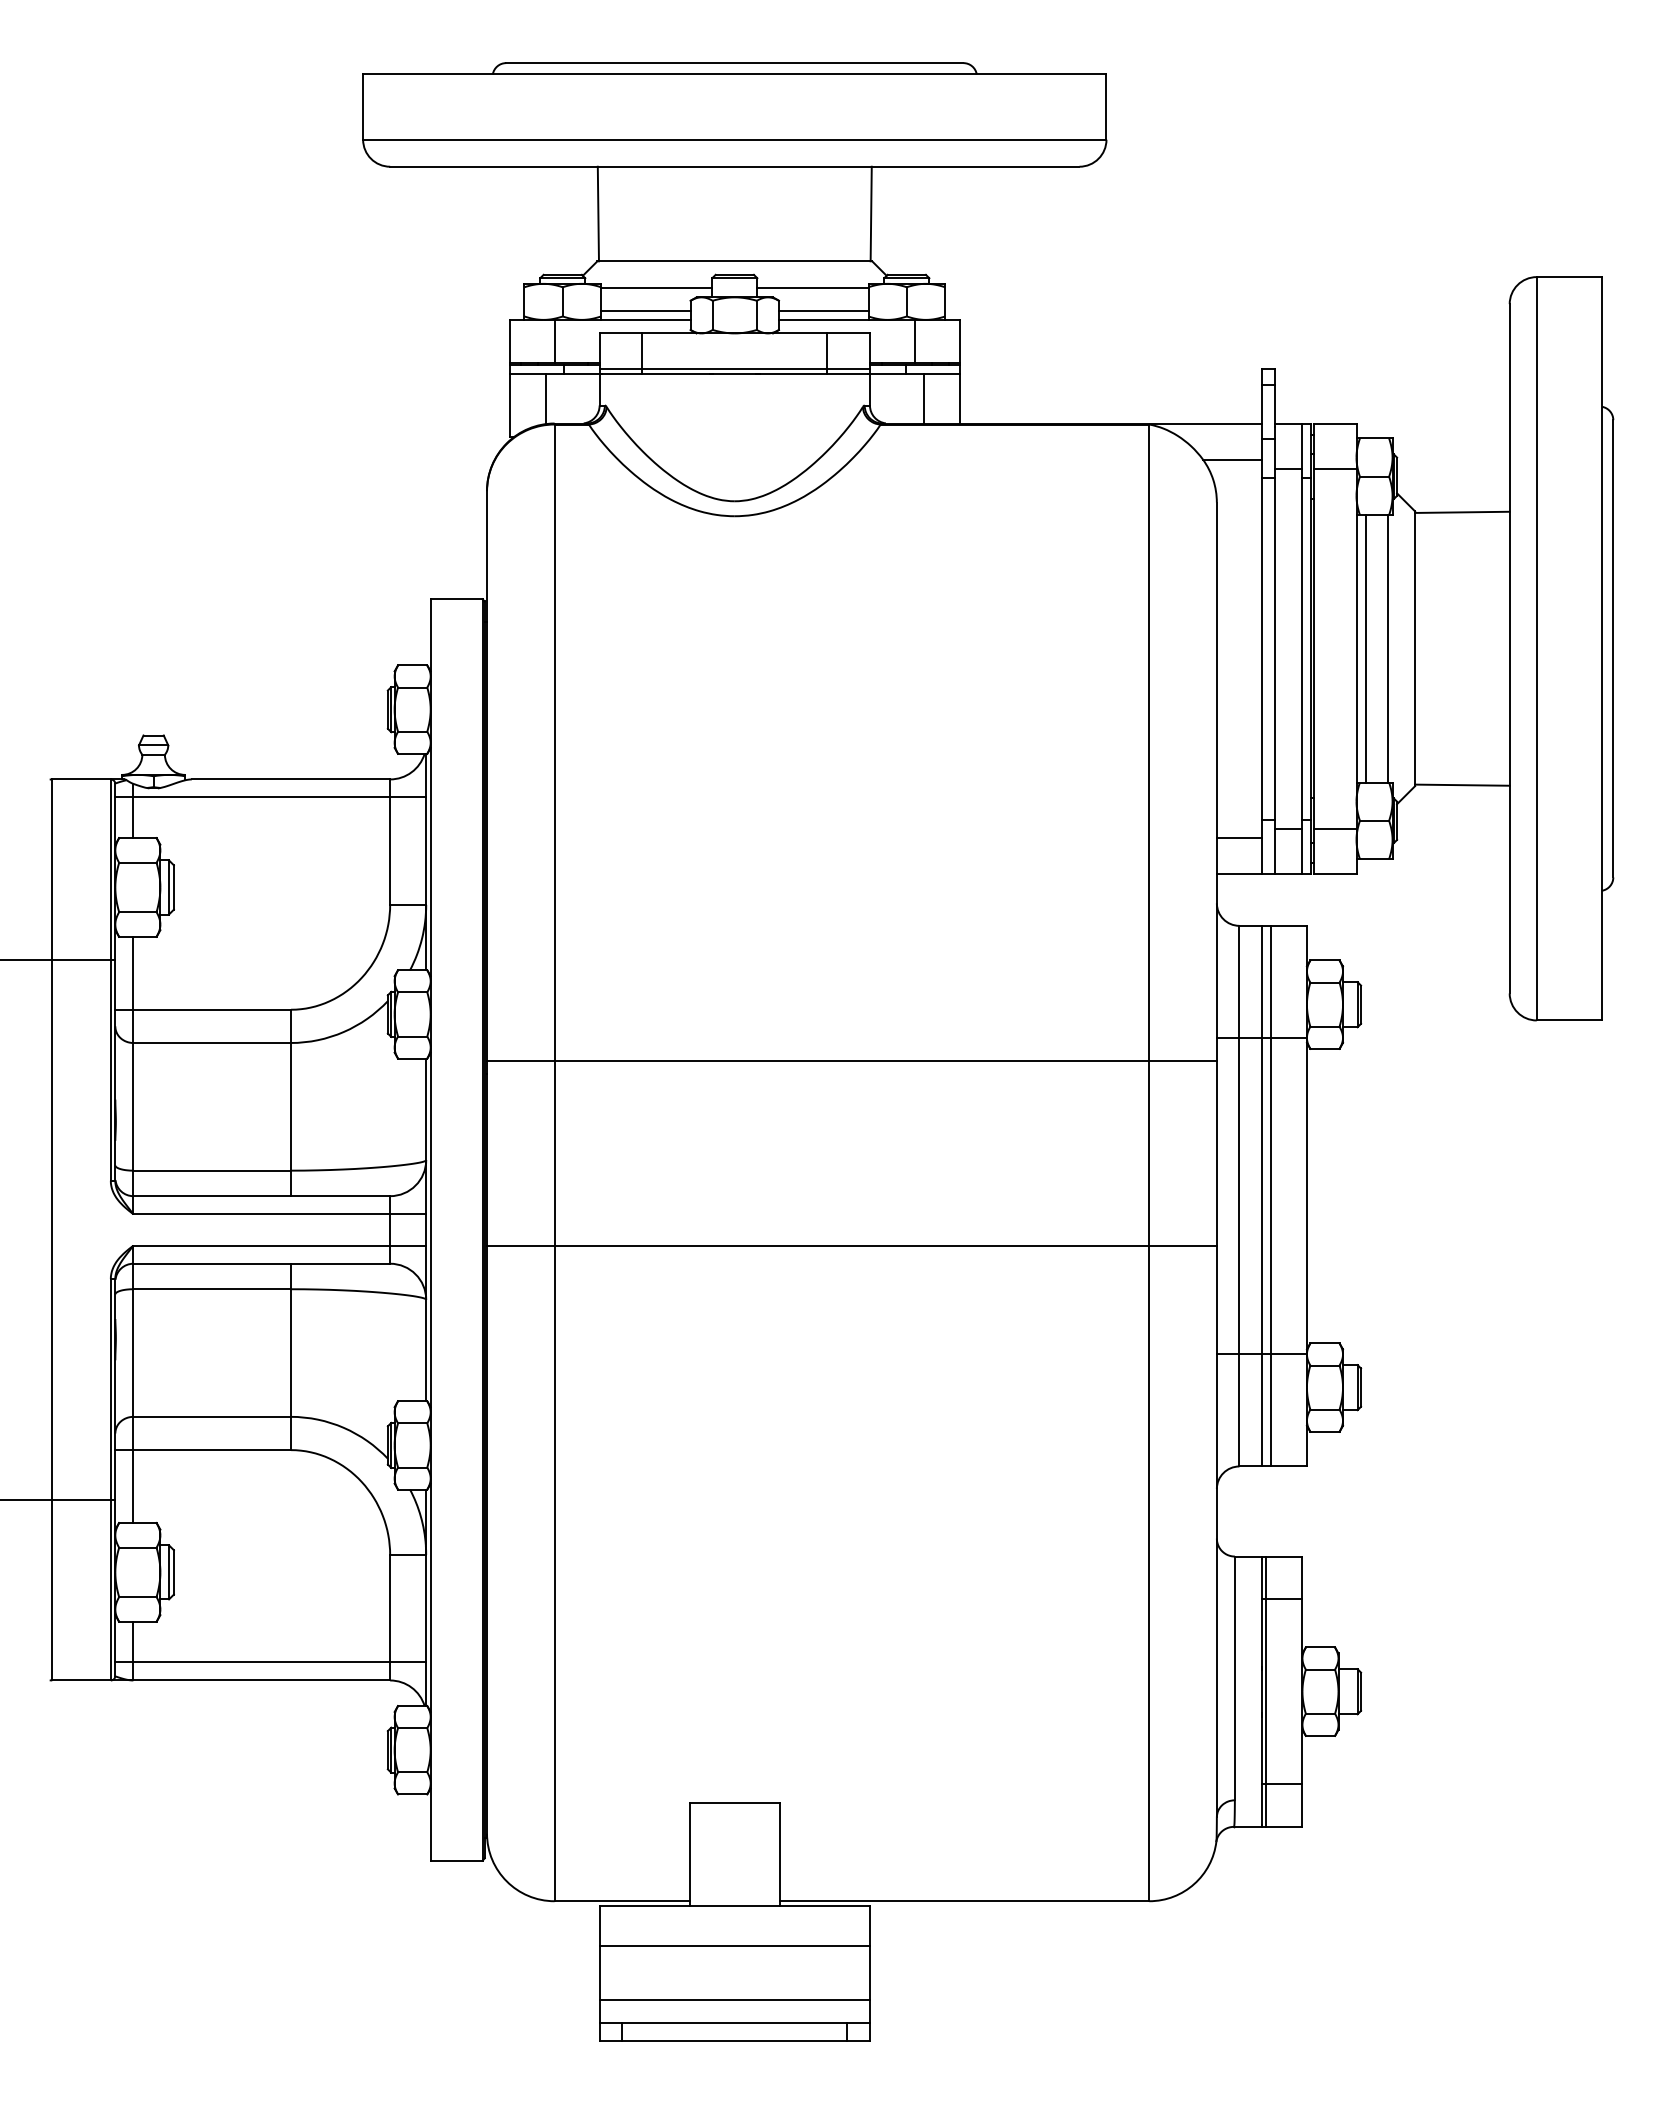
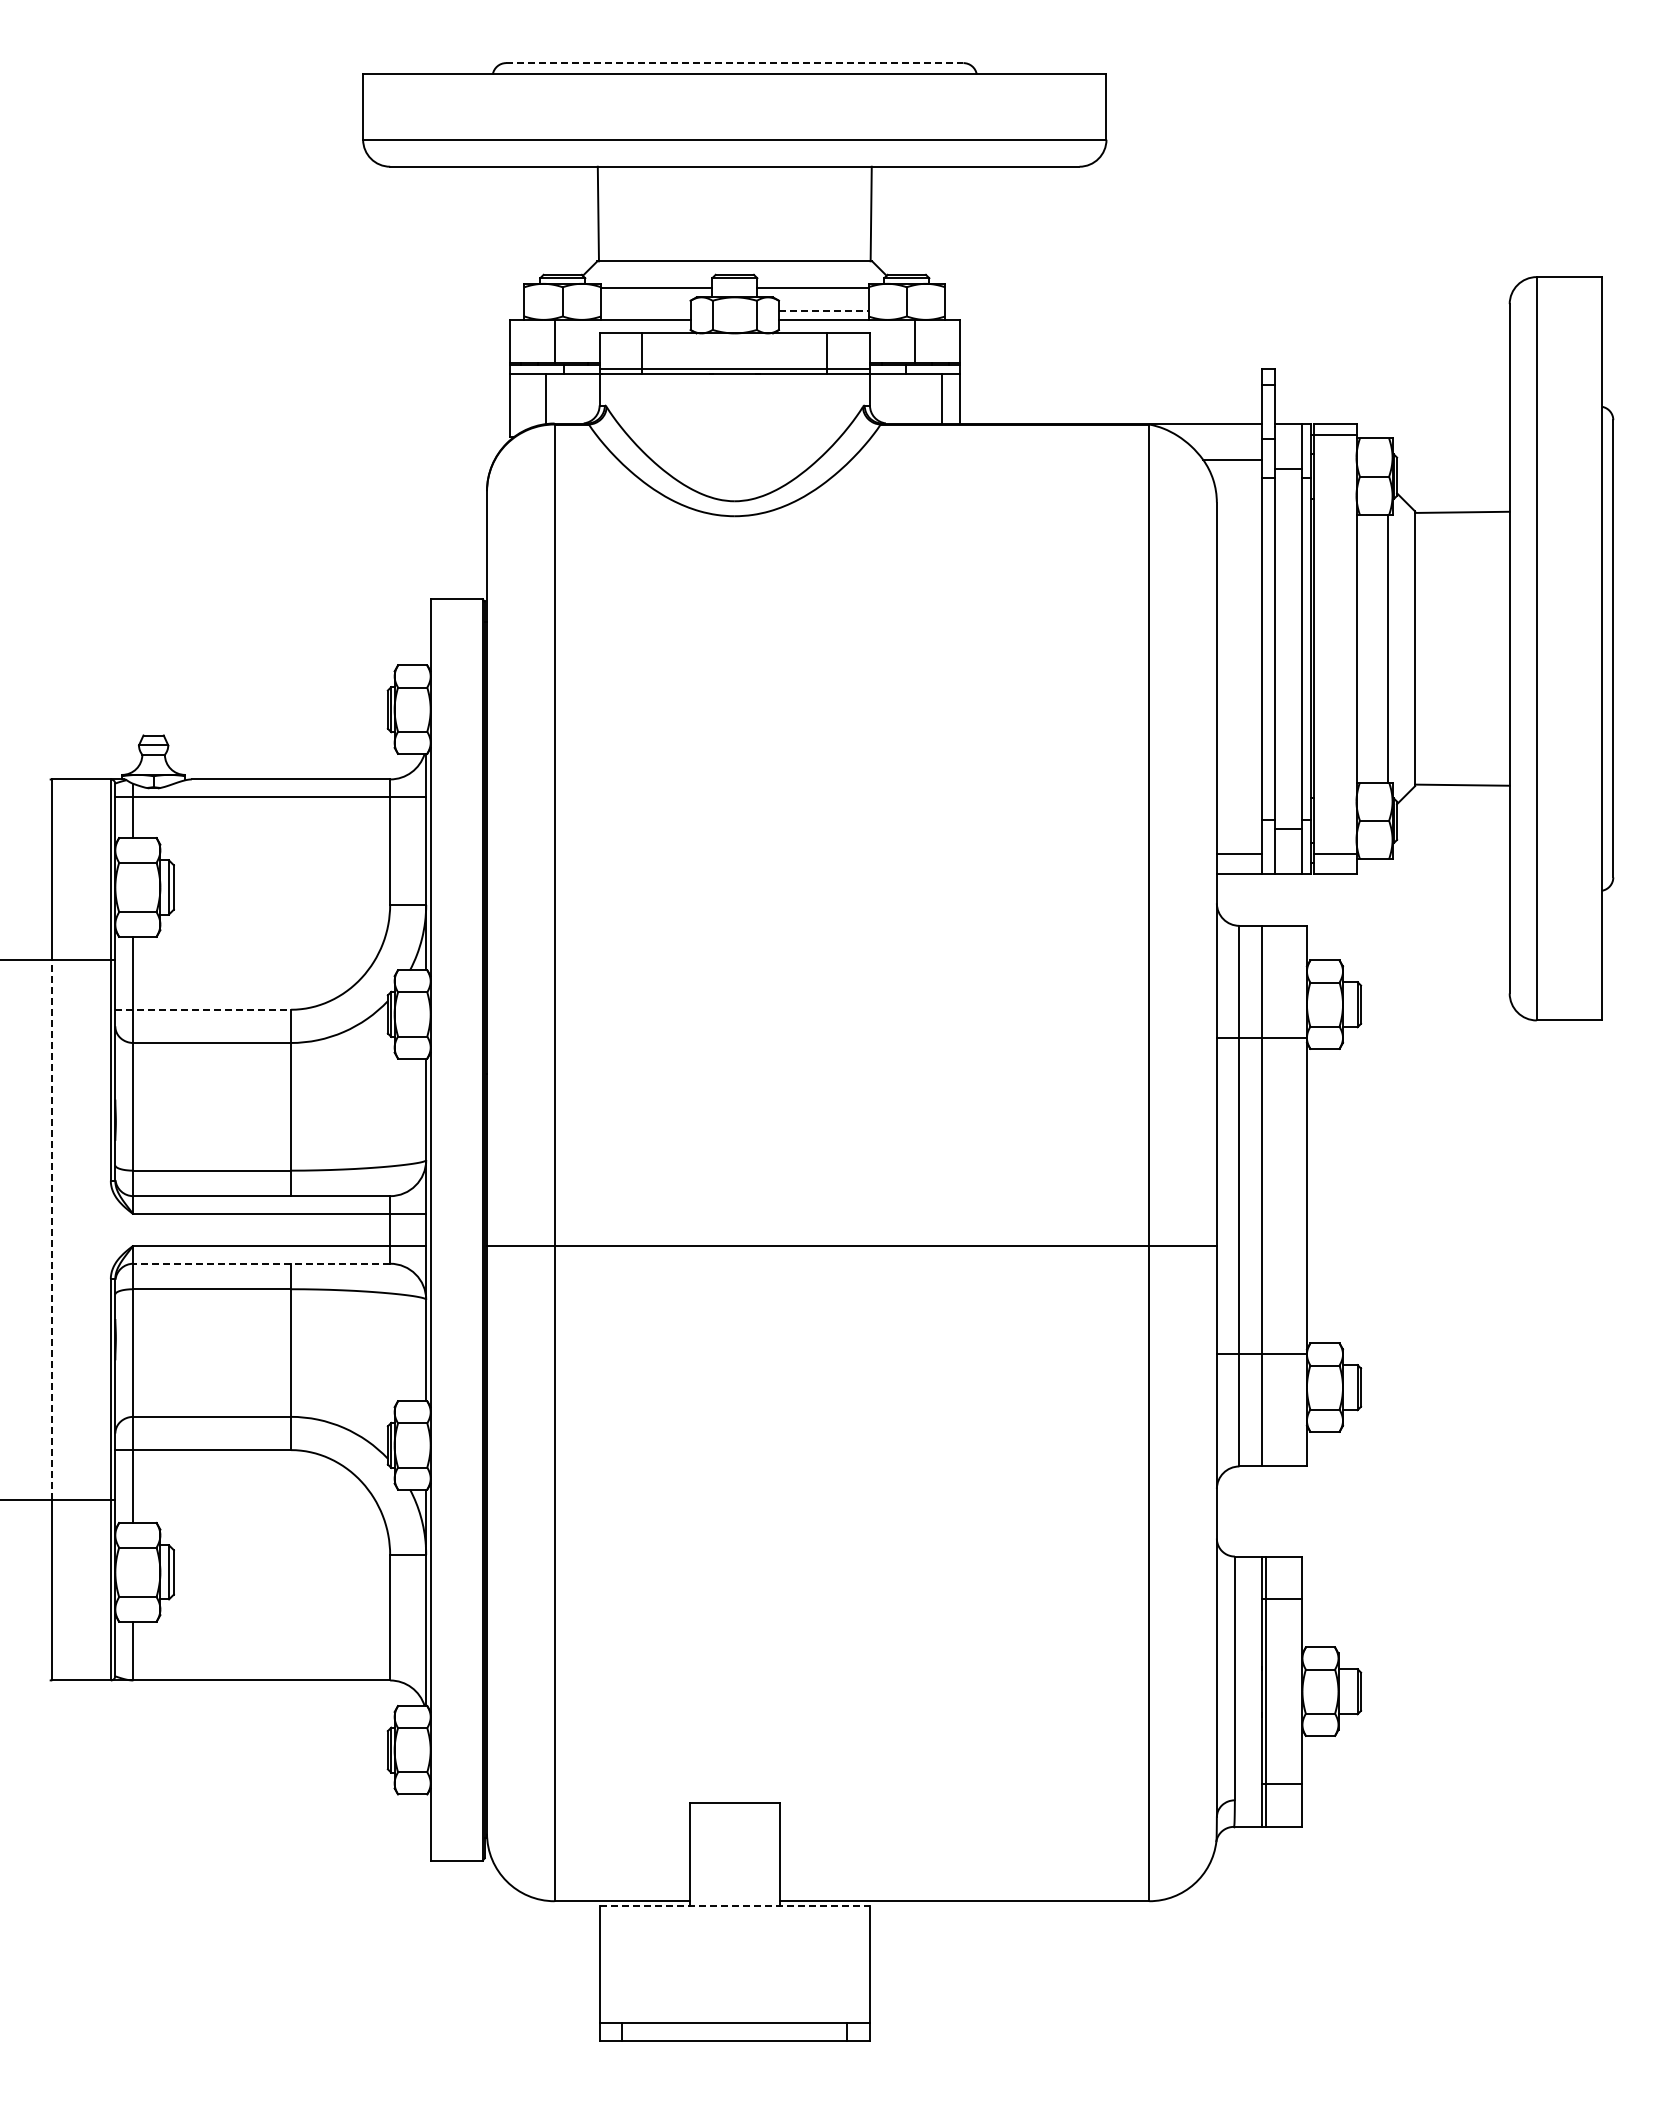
line: solid -> dashed (734, 63)
line: present -> none (645, 310)
line: solid -> dashed (823, 310)
line position: (924, 398) -> (942, 398) (942, 398)
line position: (1334, 468) -> (1334, 434) (1334, 434)
line: present -> none (1365, 648)
line position: (1334, 829) -> (1334, 854) (1334, 854)
line position: (1238, 838) -> (1238, 854) (1238, 854)
line: solid -> dashed (203, 1009)
line: present -> none (851, 1061)
line: present -> none (1270, 1195)
line: solid -> dashed (52, 1229)
line: solid -> dashed (261, 1263)
line: present -> none (270, 1662)
line: solid -> dashed (735, 1905)
line: present -> none (734, 1946)
line: present -> none (734, 2000)
